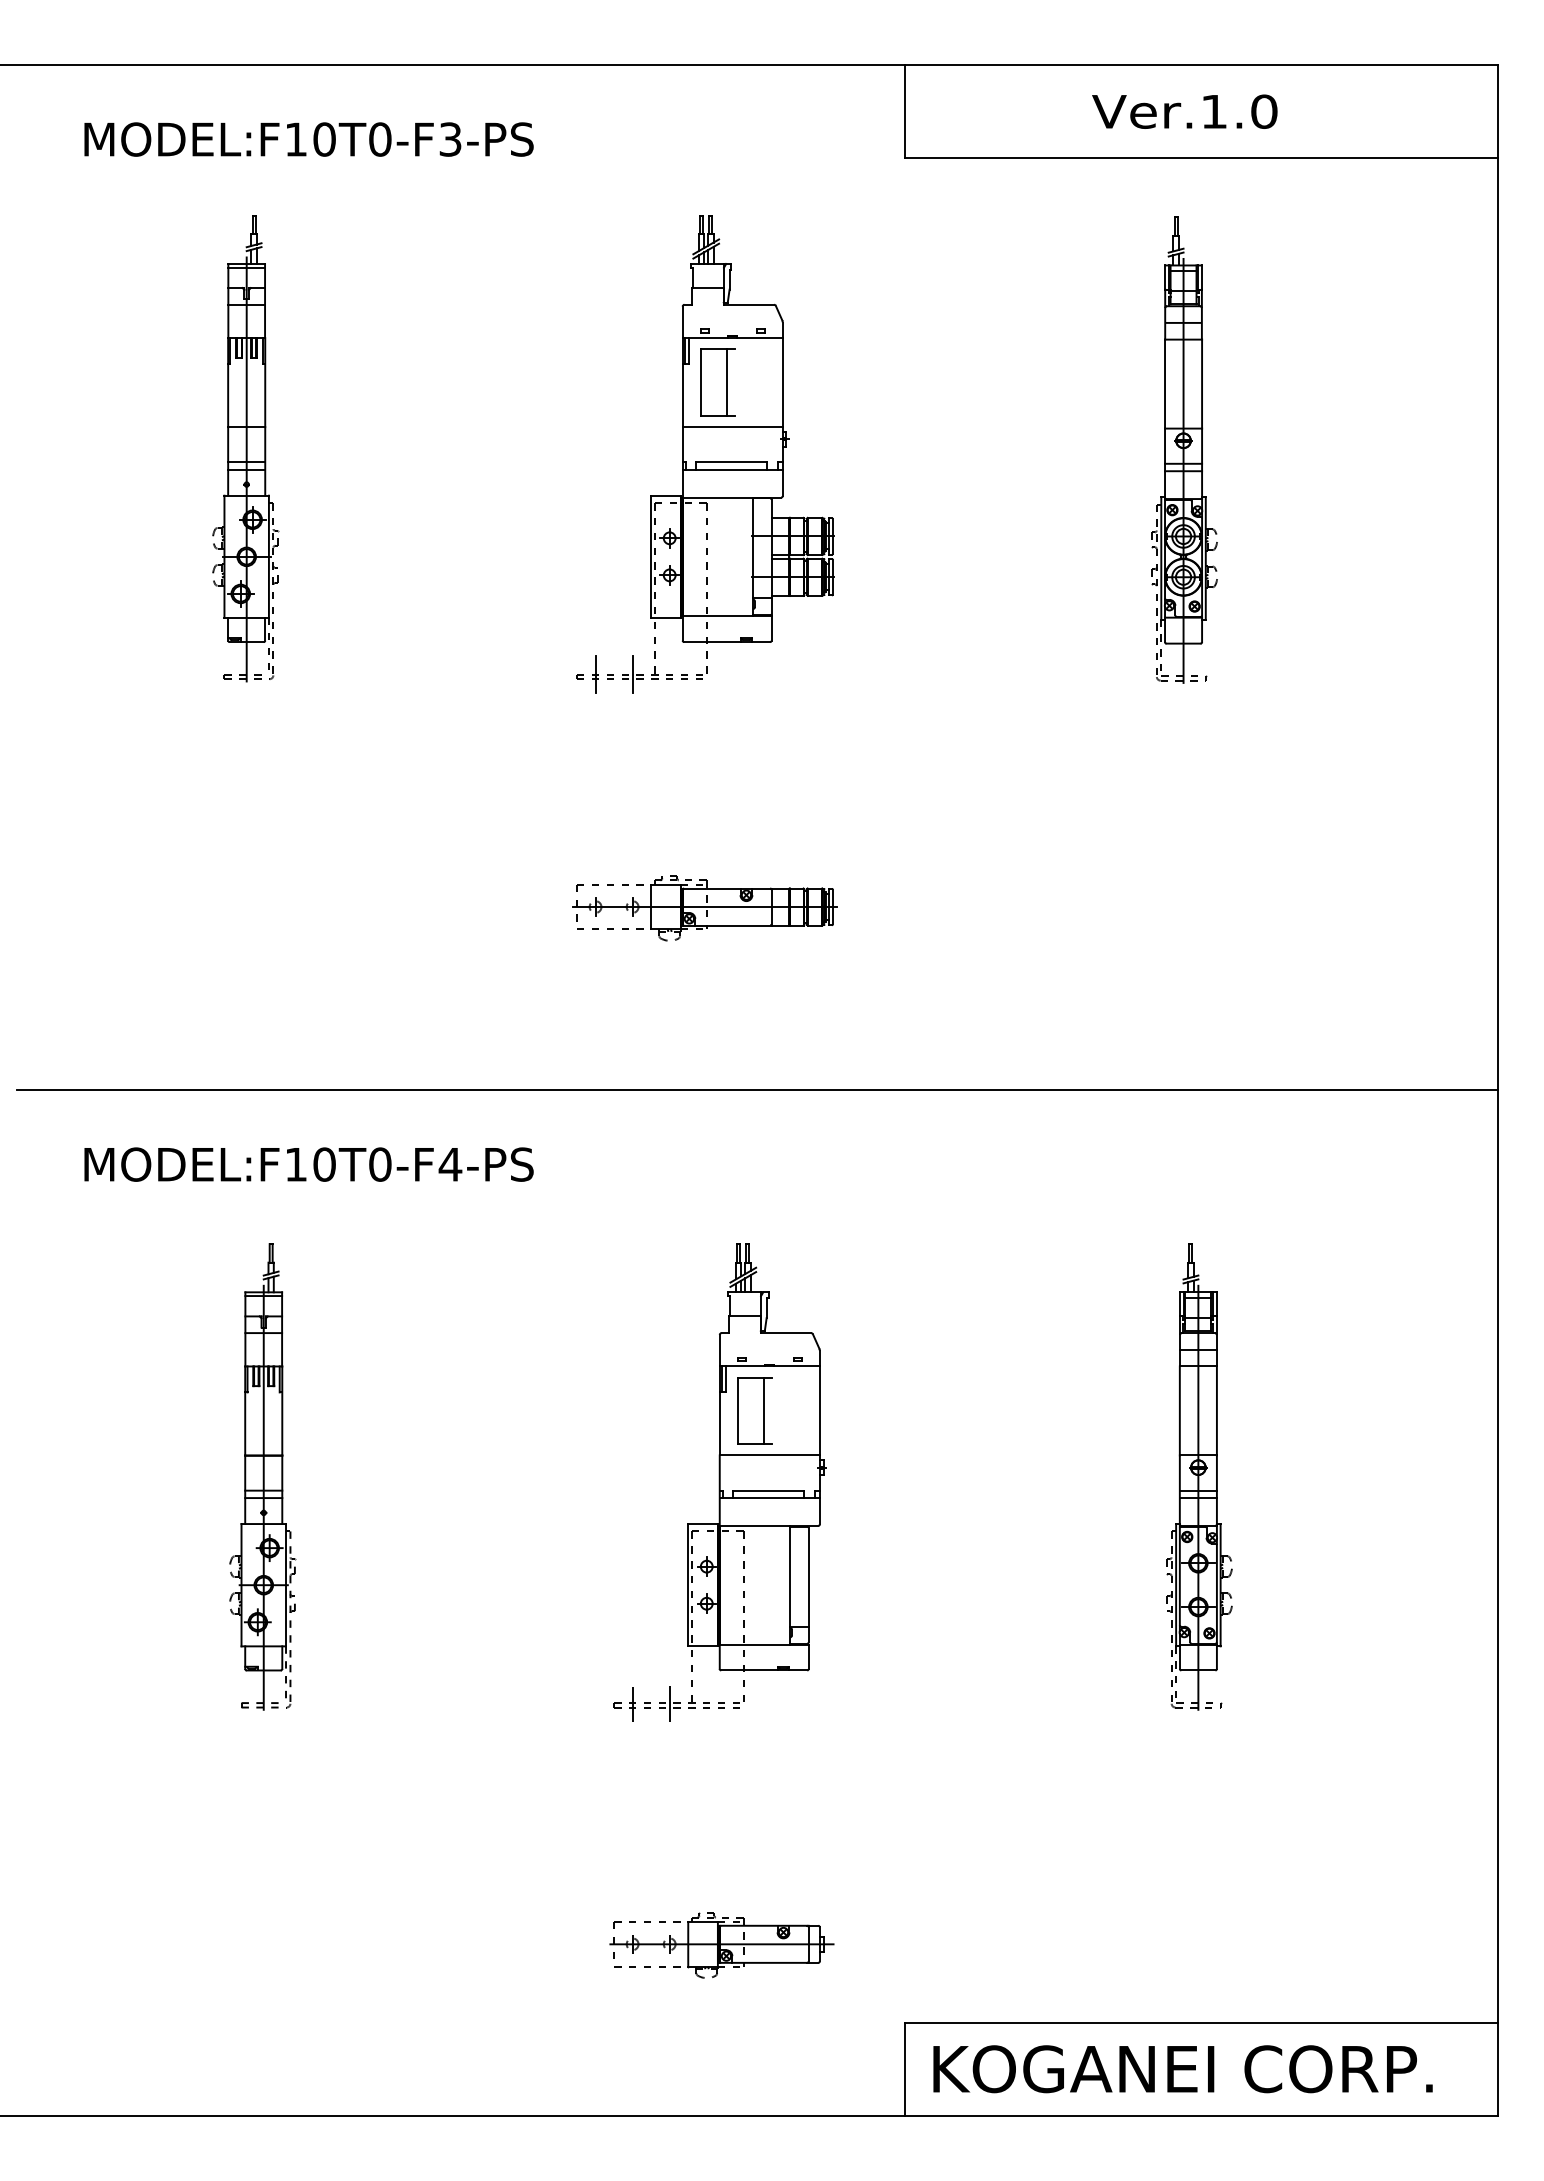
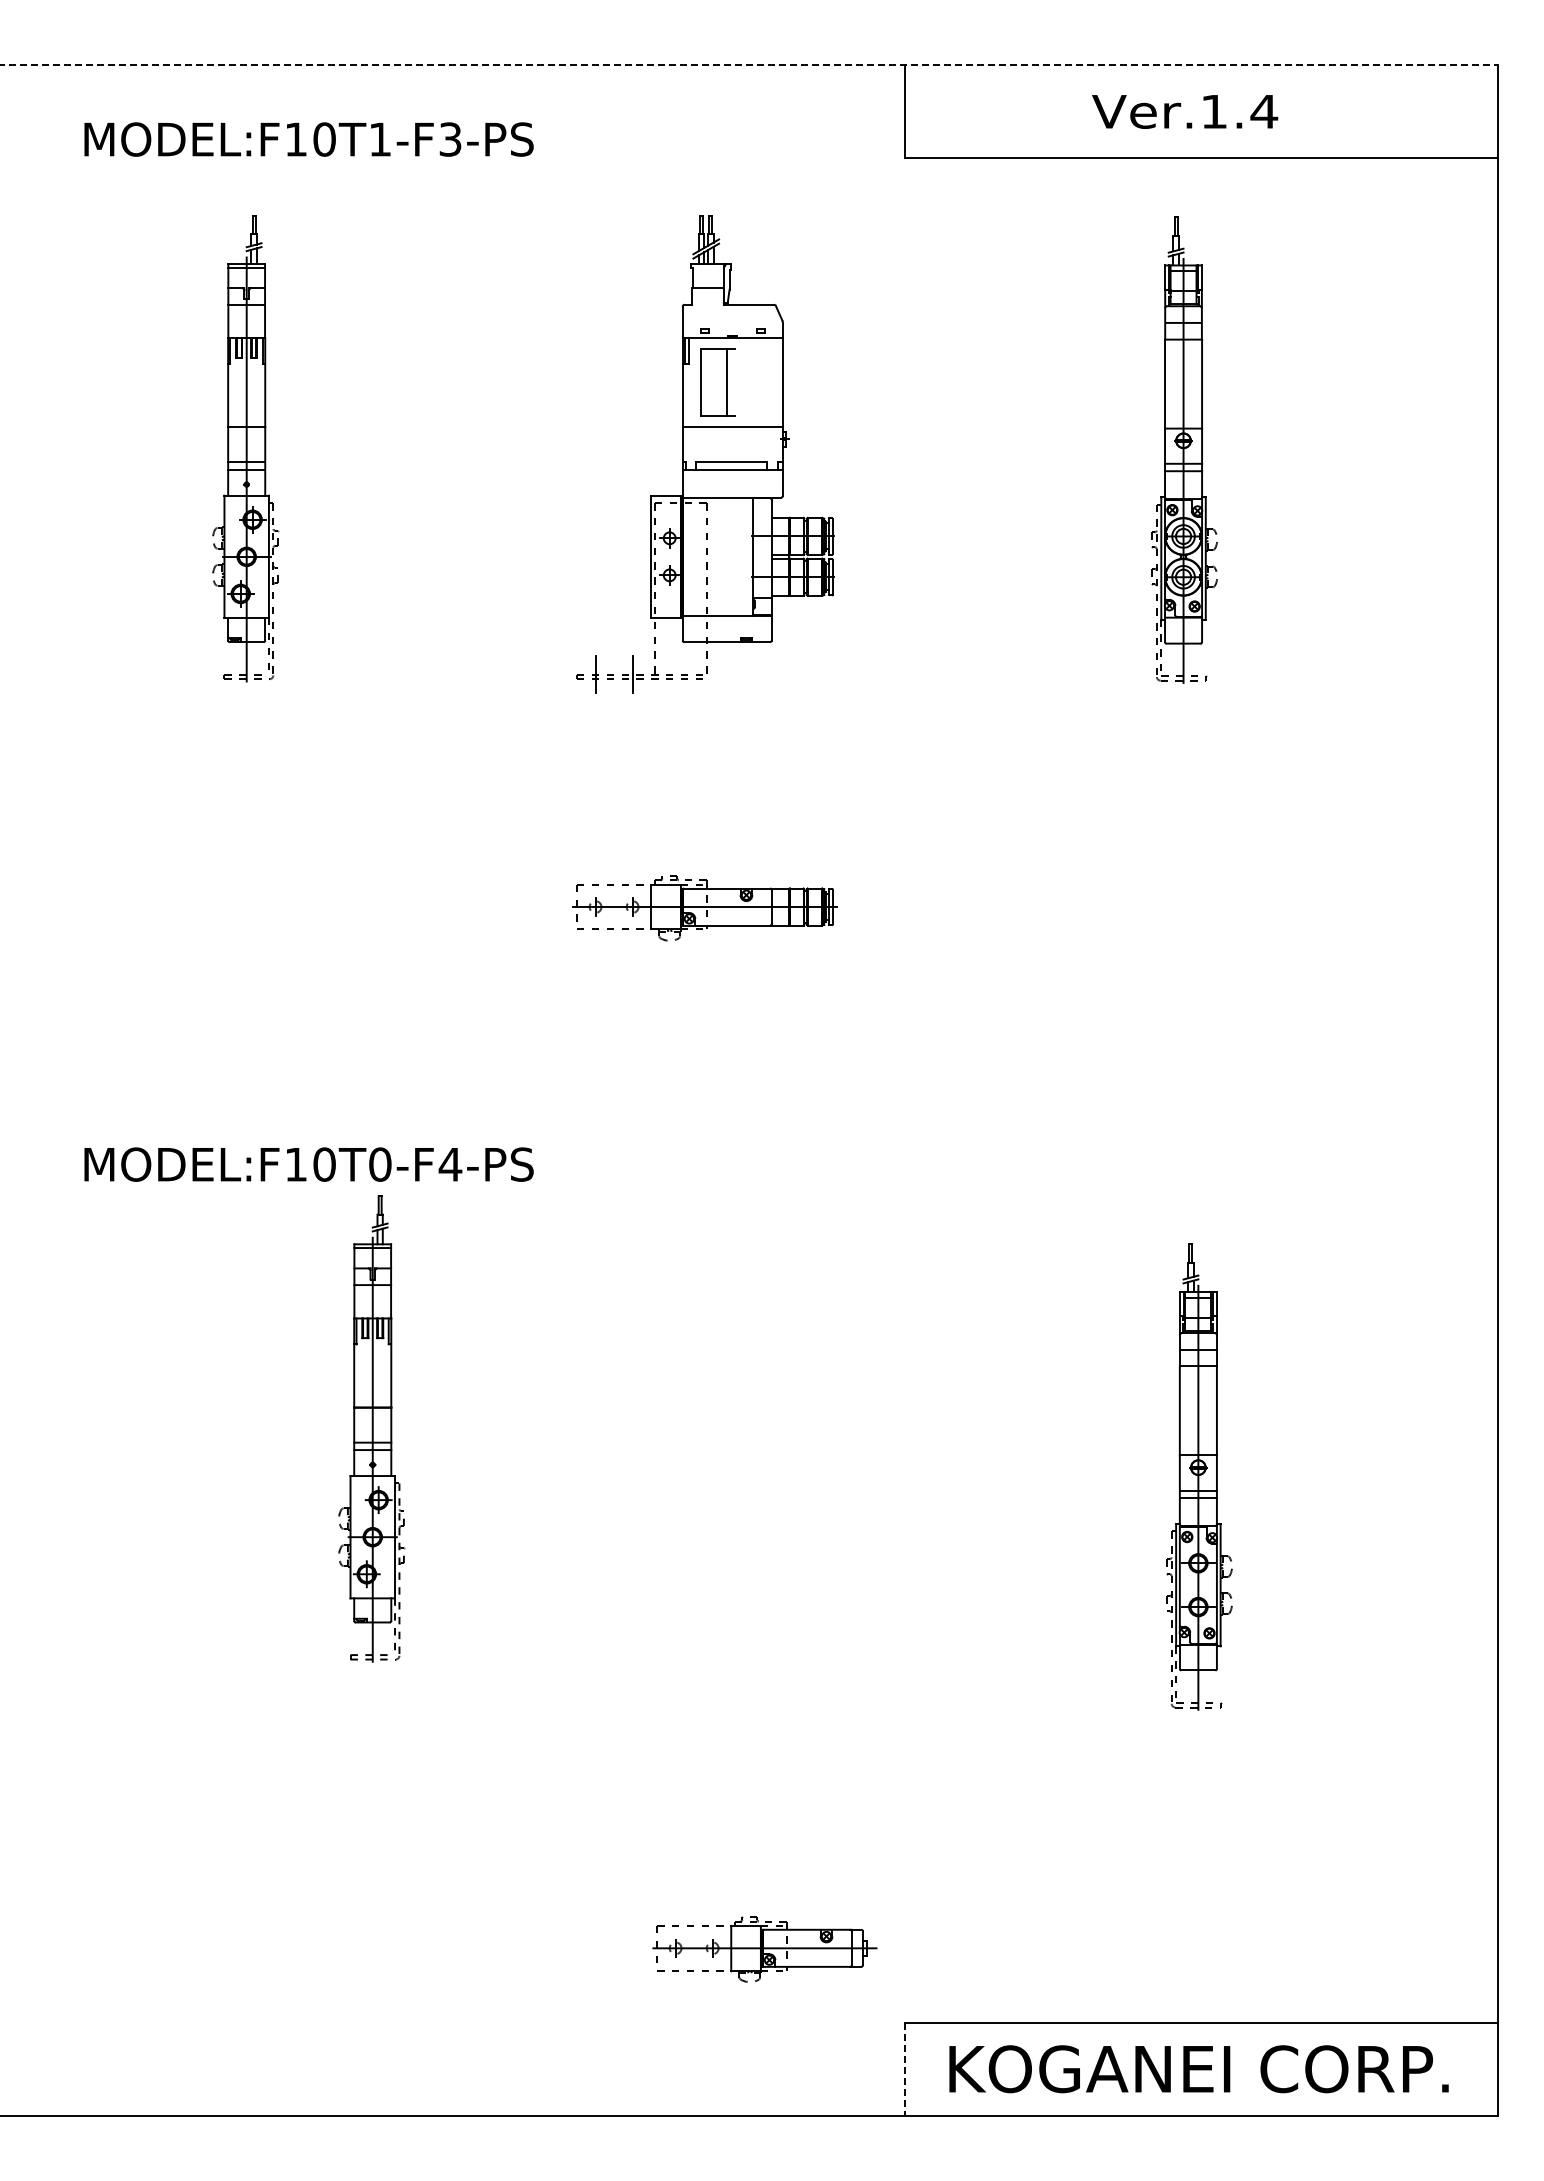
line: solid -> dashed (748, 65)
text: Ver.1.0 -> Ver.1.4 (1264, 111)
text: MODEL:F10T0-F3-PS -> MODEL:F10T1-F3-PS (380, 139)
line: present -> none (756, 1090)
part position: (262, 1476) -> (371, 1428) (371, 1428)
part: present -> none (719, 1482)
part position: (721, 1945) -> (764, 1949) (764, 1949)
line: solid -> dashed (904, 2069)
text position: (1182, 2069) -> (1198, 2069) (1198, 2069)
